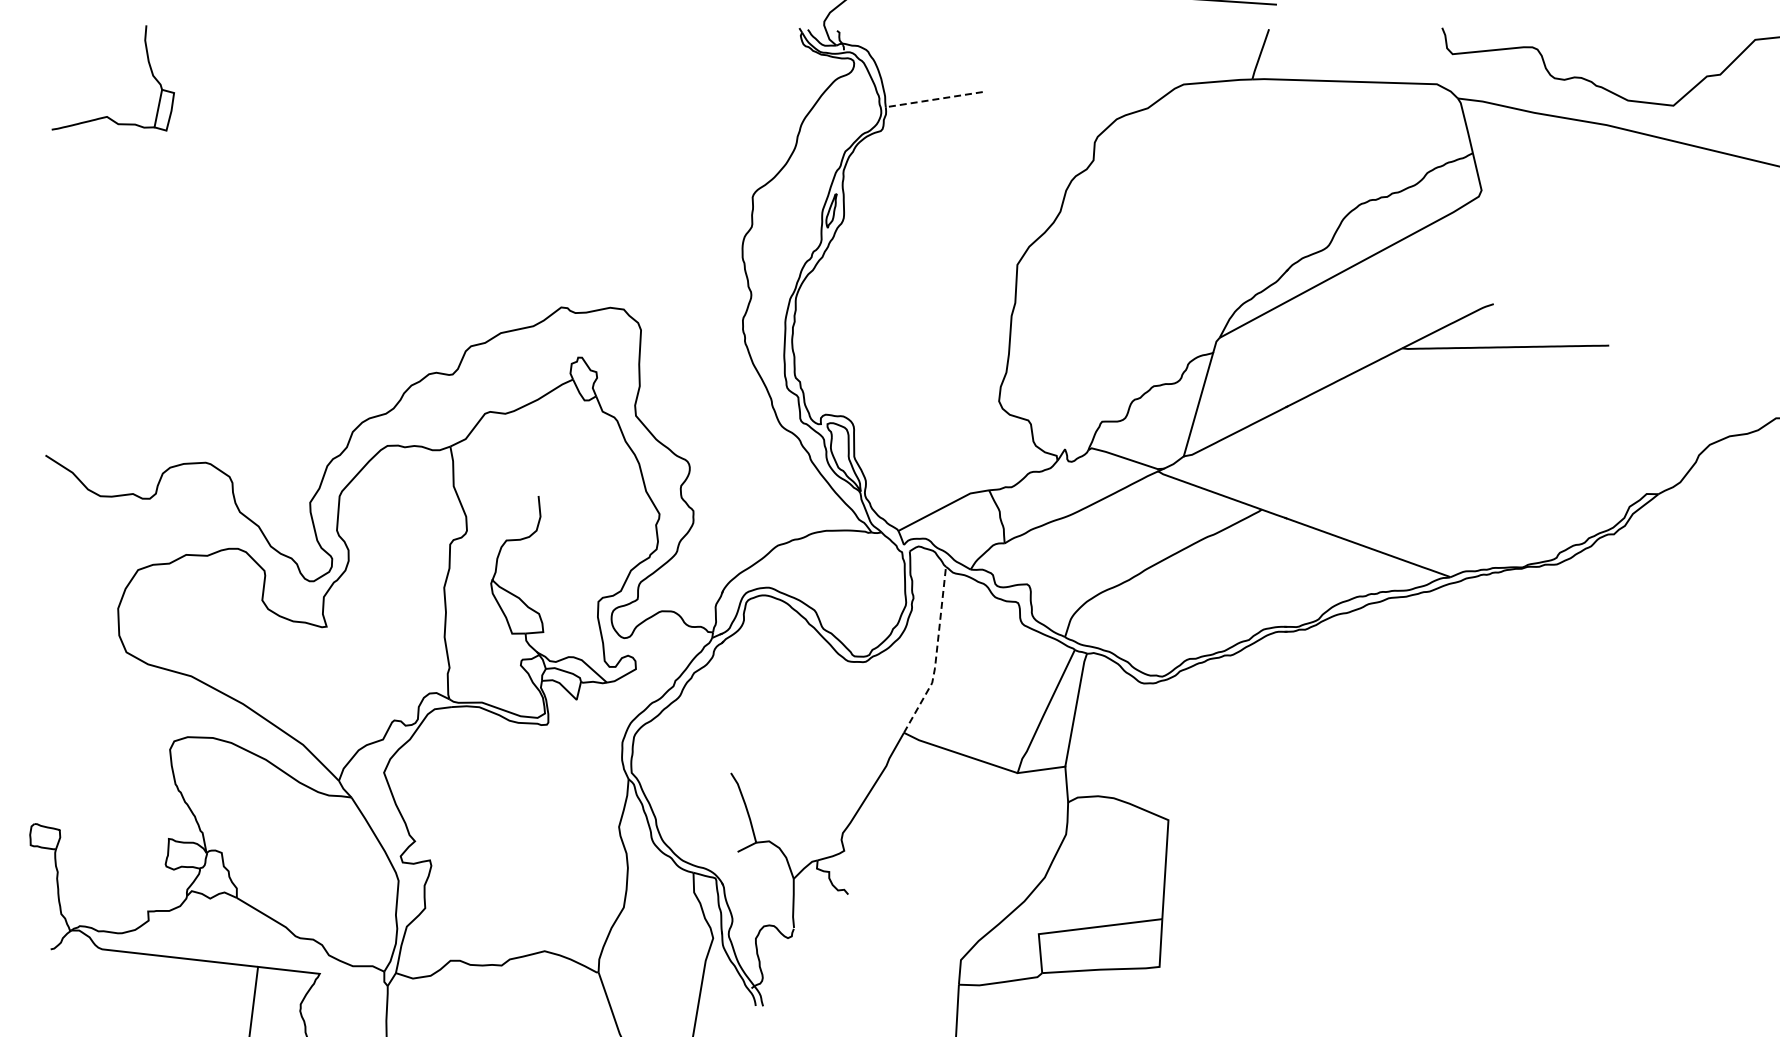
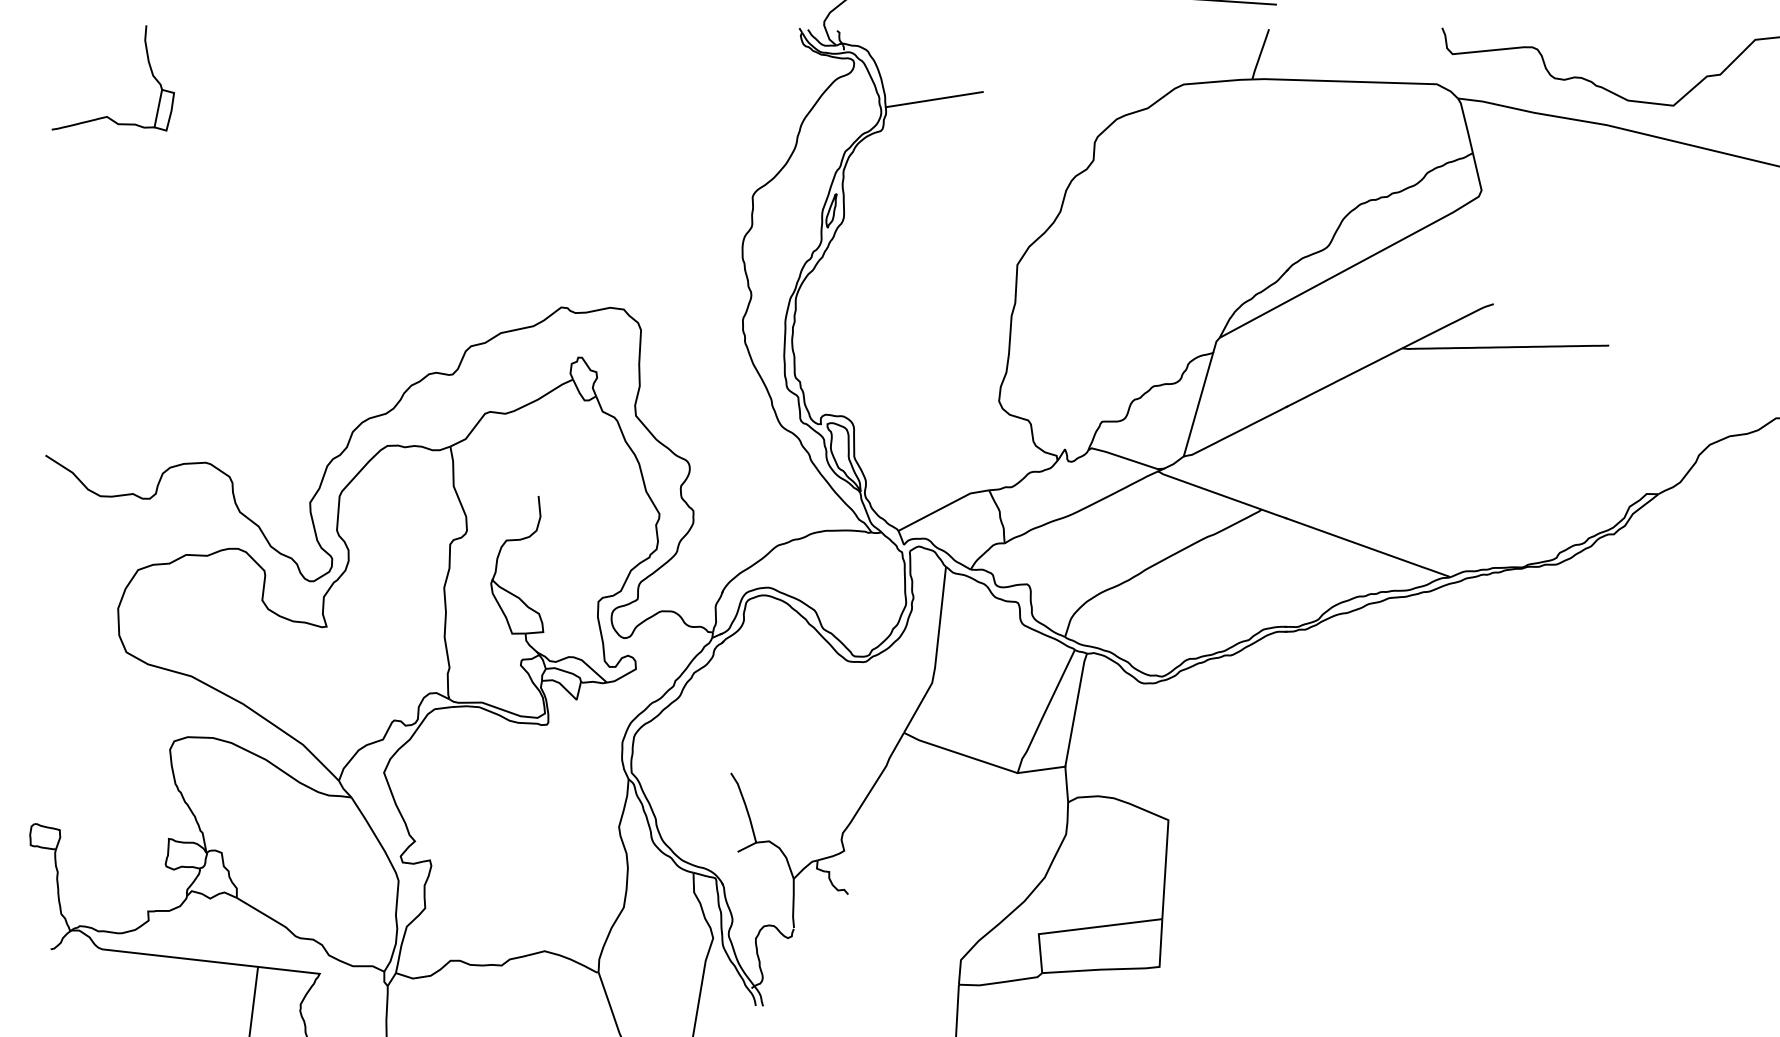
line: dashed -> solid (933, 99)
line: dashed -> solid (936, 655)
